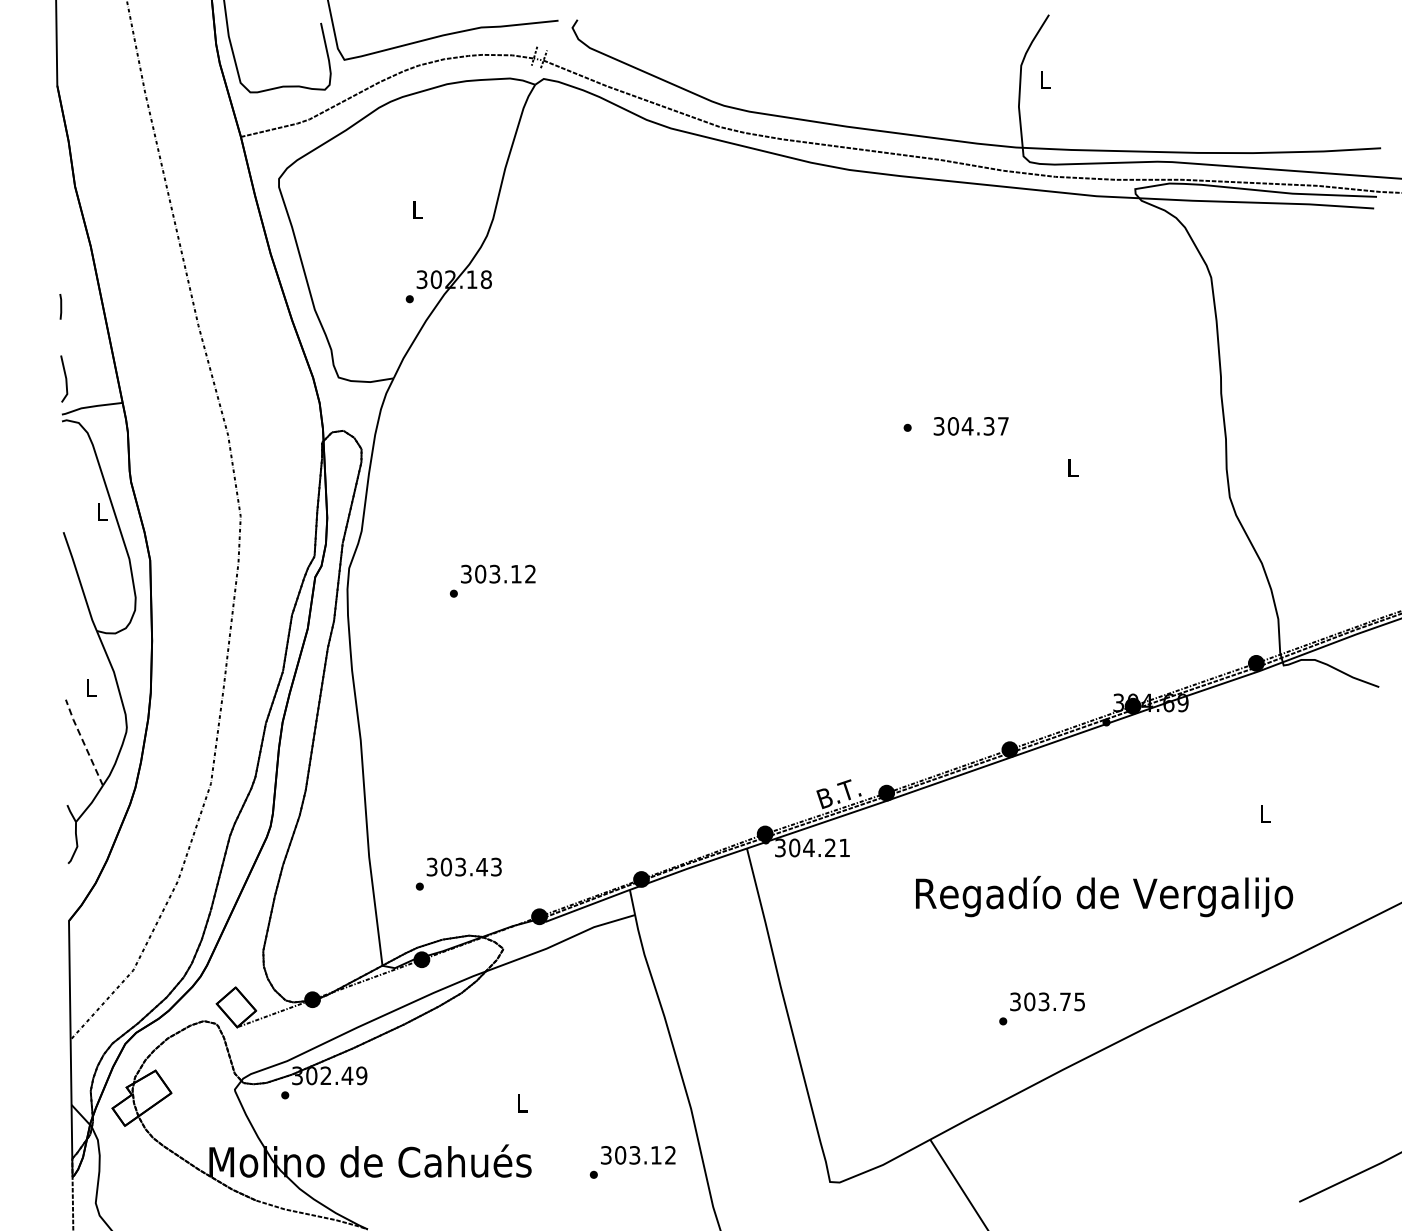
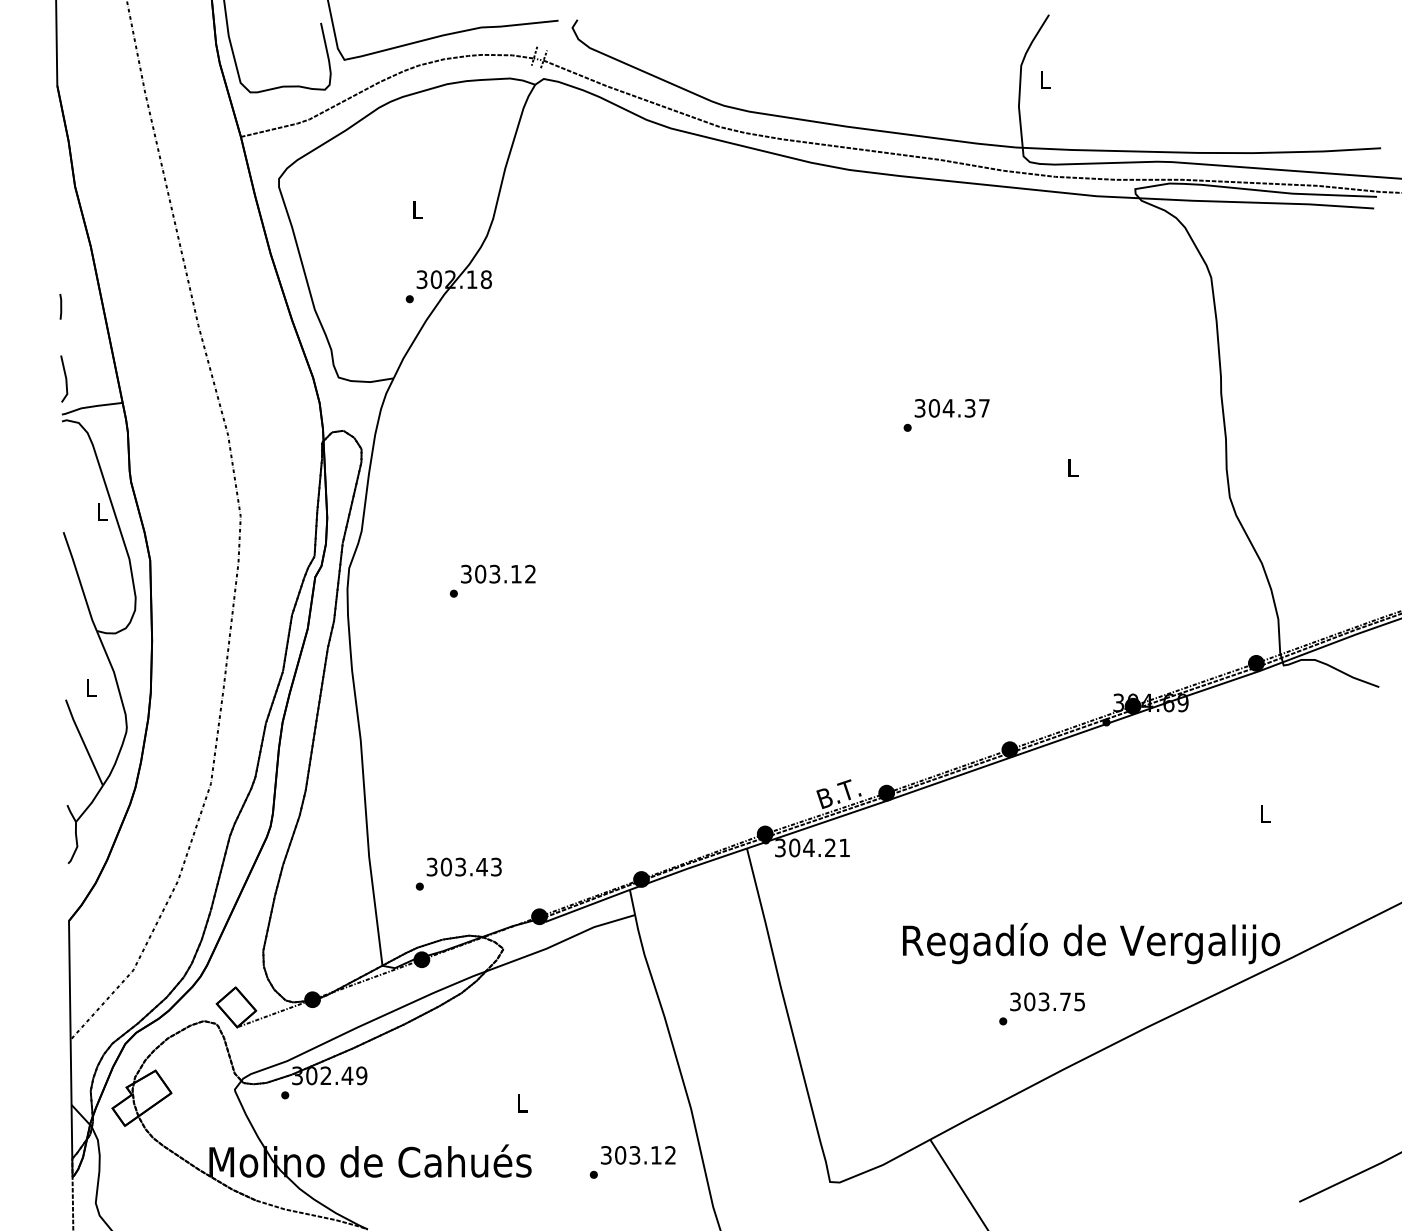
text position: (970, 426) -> (951, 408) (951, 408)
line: dashed -> solid (83, 742)
text position: (1104, 896) -> (1091, 943) (1091, 943)
